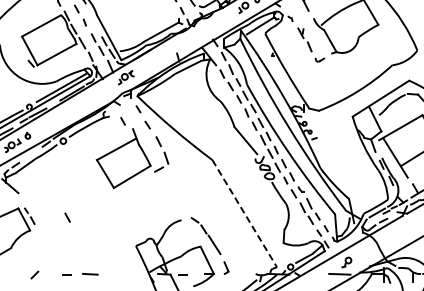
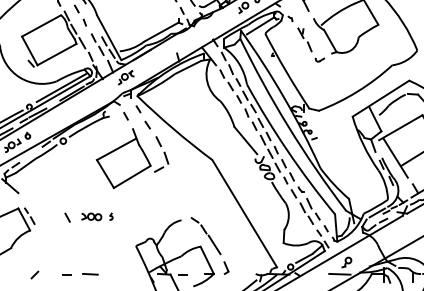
line position: (122, 121) -> (125, 116) (125, 116)
line: dashed -> solid (244, 213)
part: none -> present (97, 216)
